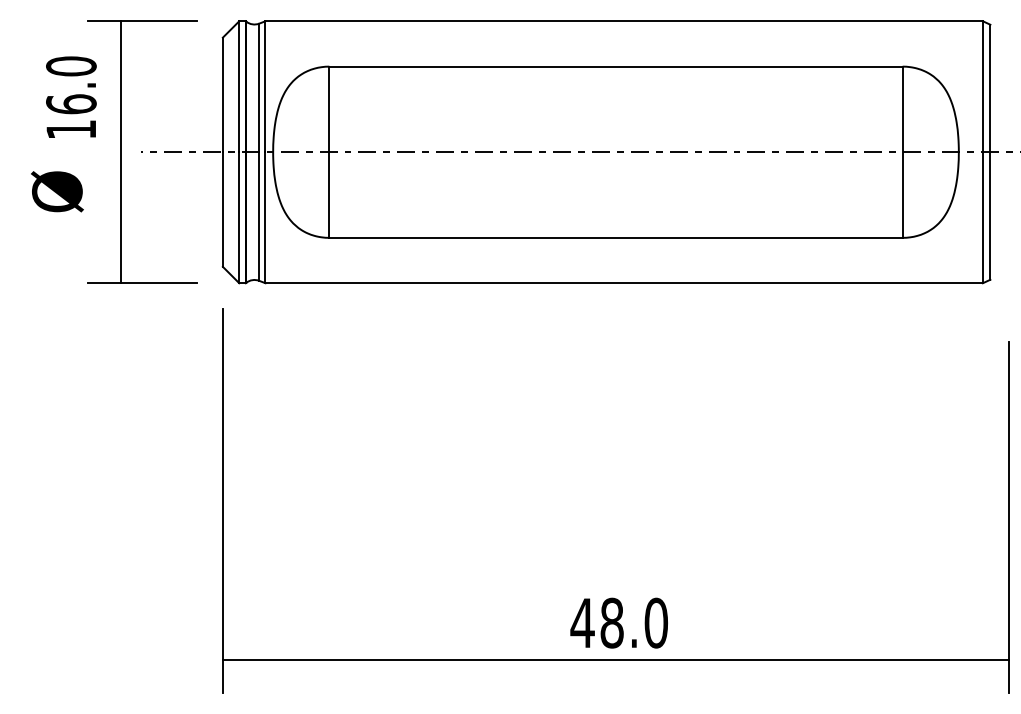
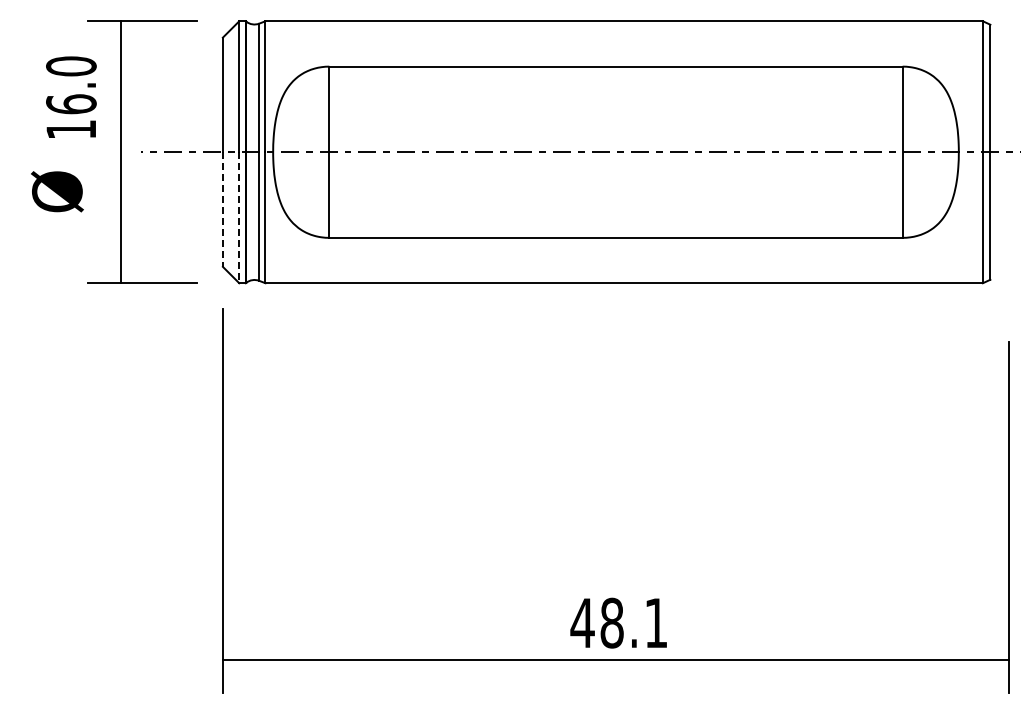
line: solid -> dashed (222, 210)
line: solid -> dashed (239, 218)
text: 48.0 -> 48.1 (655, 622)
